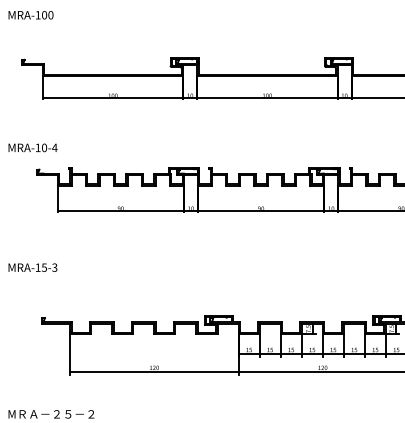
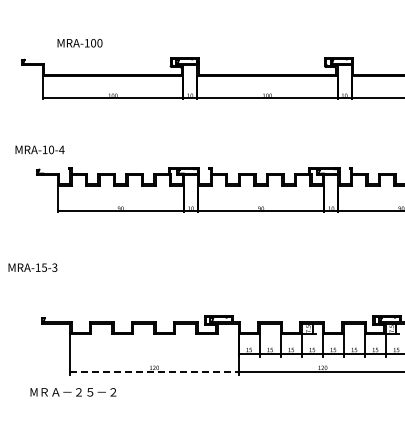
text position: (30, 15) -> (79, 43) (79, 43)
text position: (32, 147) -> (39, 149) (39, 149)
line: solid -> dashed (154, 372)
text position: (51, 414) -> (73, 392) (73, 392)
